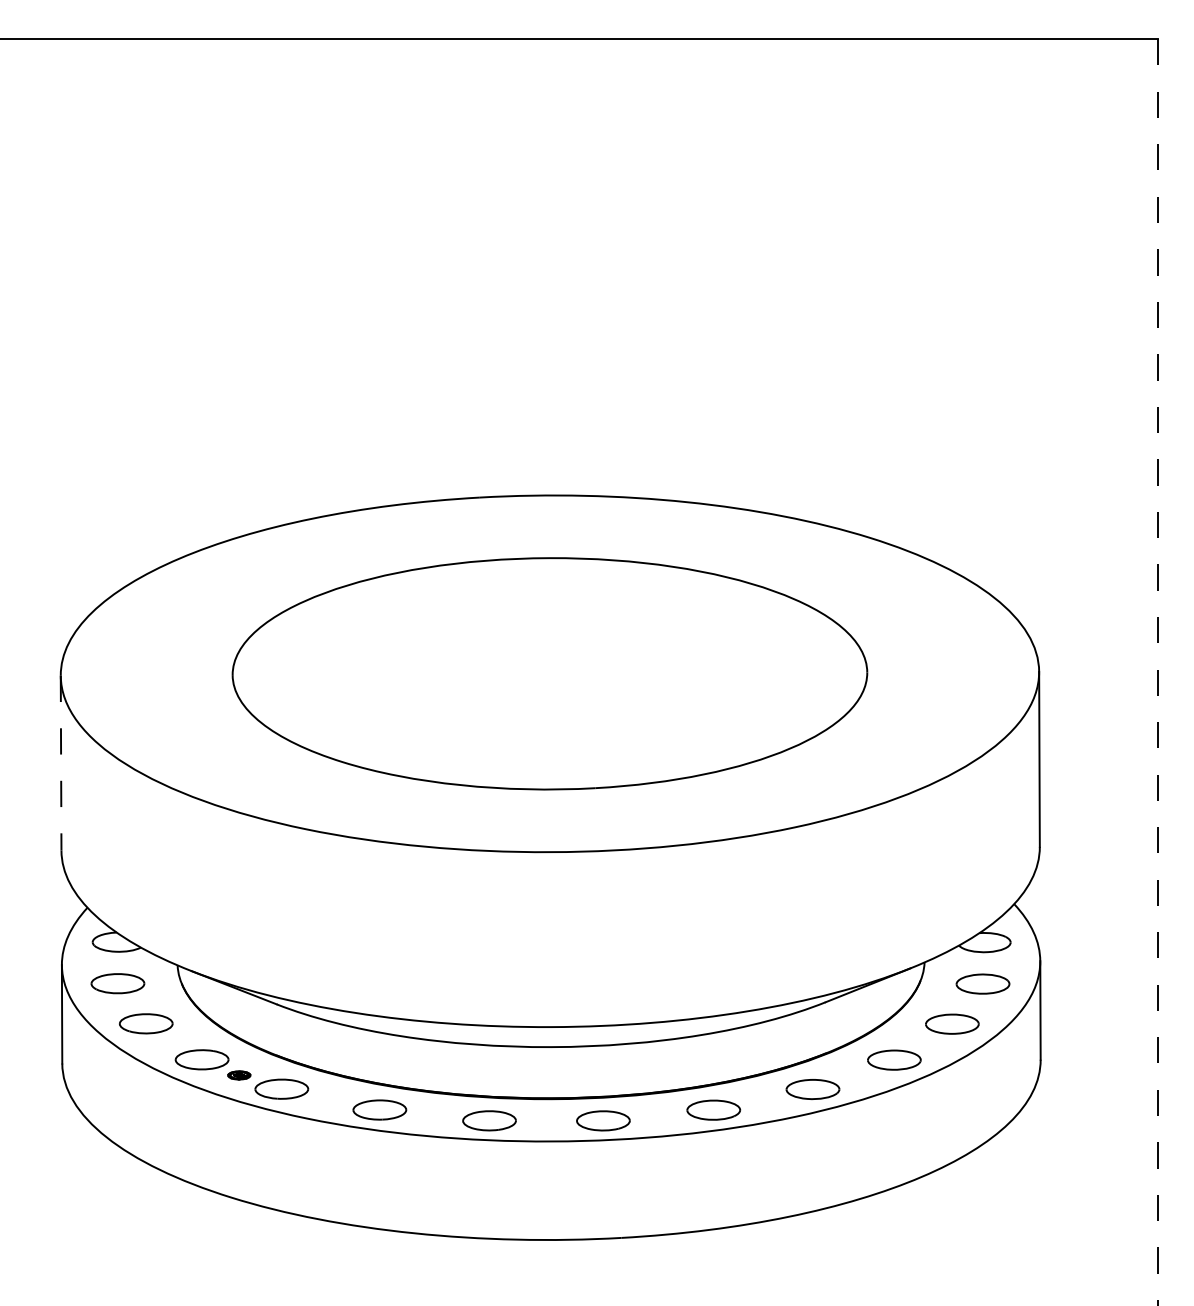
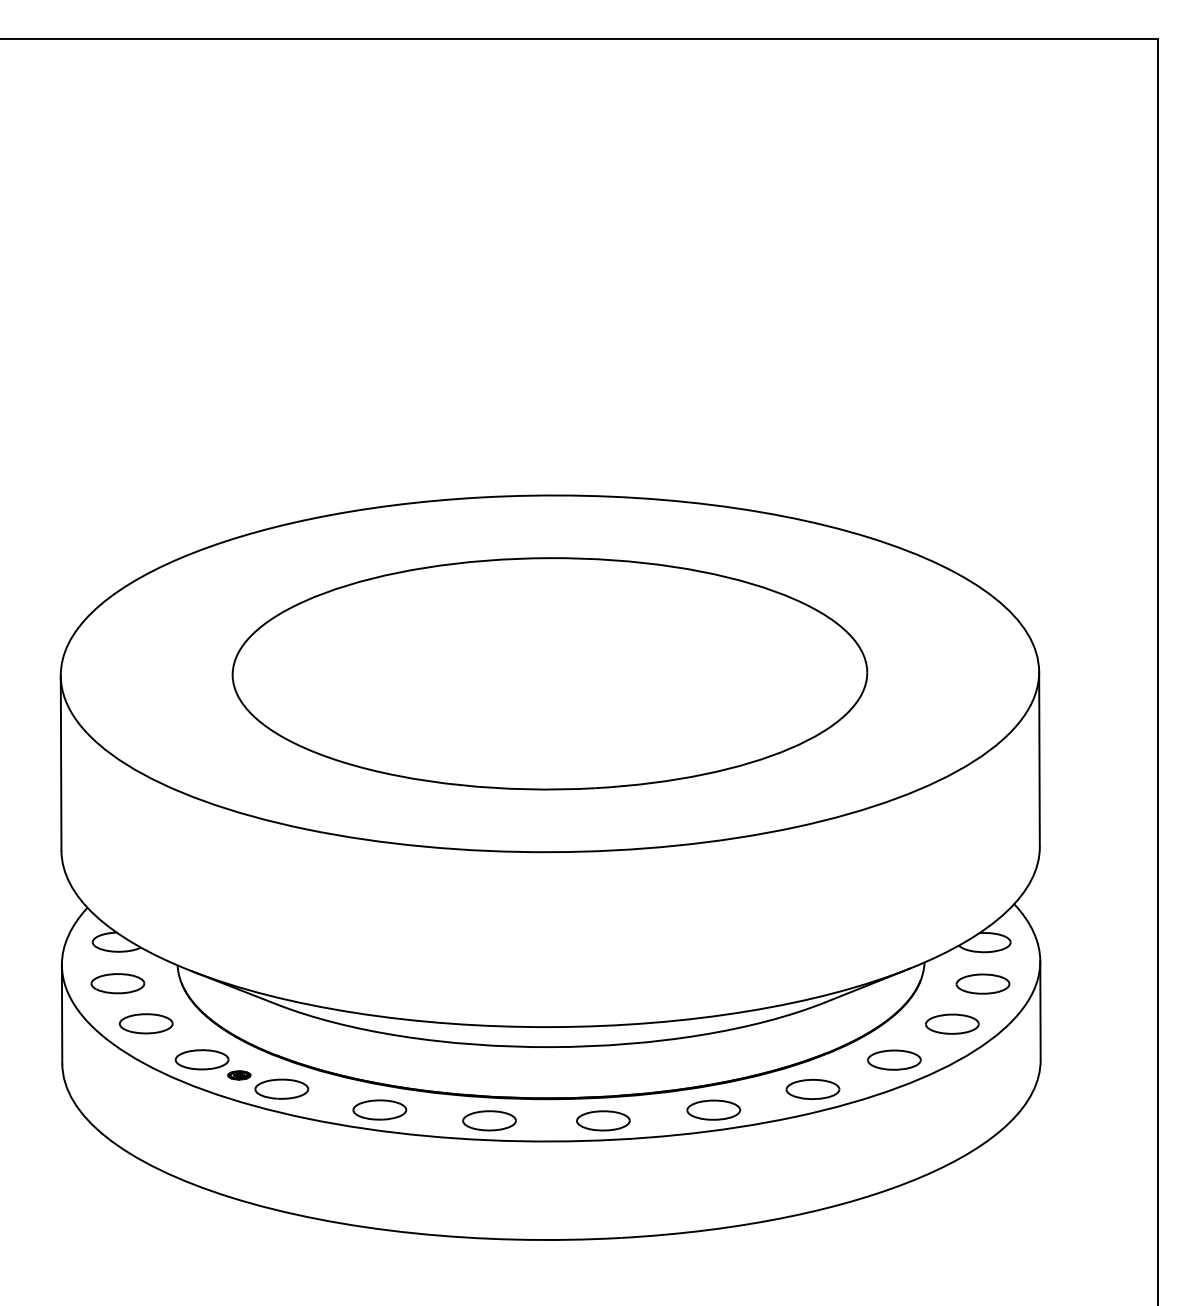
line: dashed -> solid (1157, 672)
line: dashed -> solid (61, 763)
